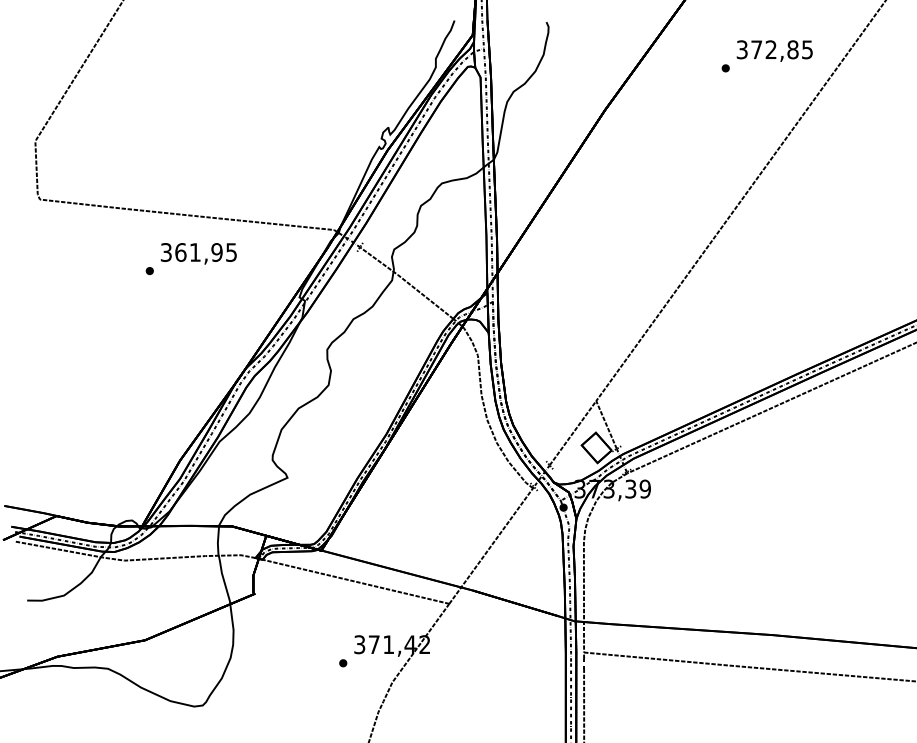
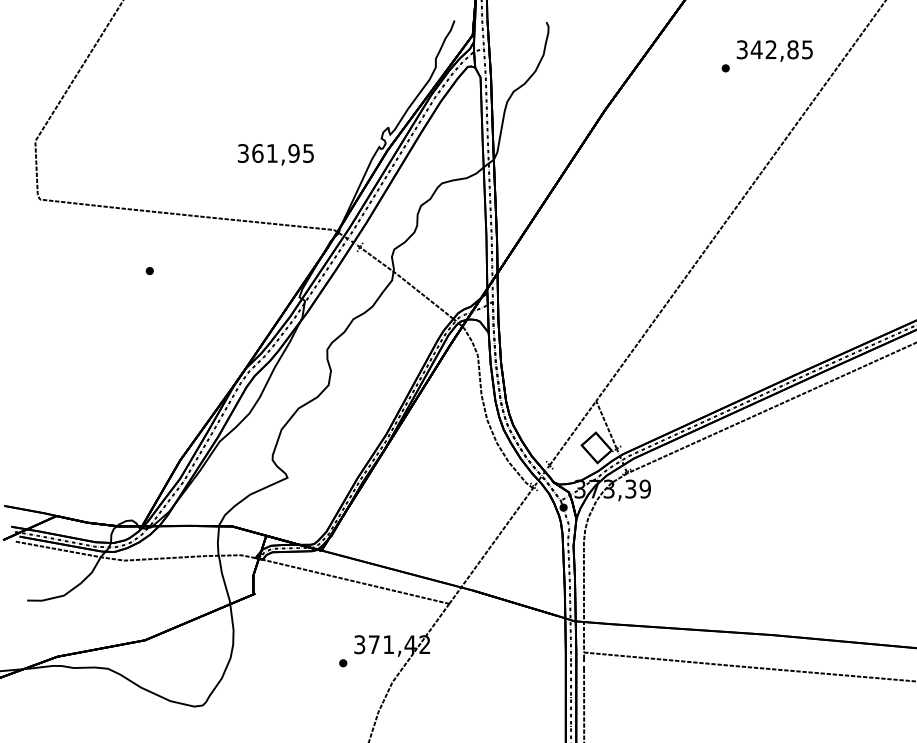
text: 372,85 -> 342,85 (756, 49)
text position: (198, 253) -> (275, 154) (275, 154)
